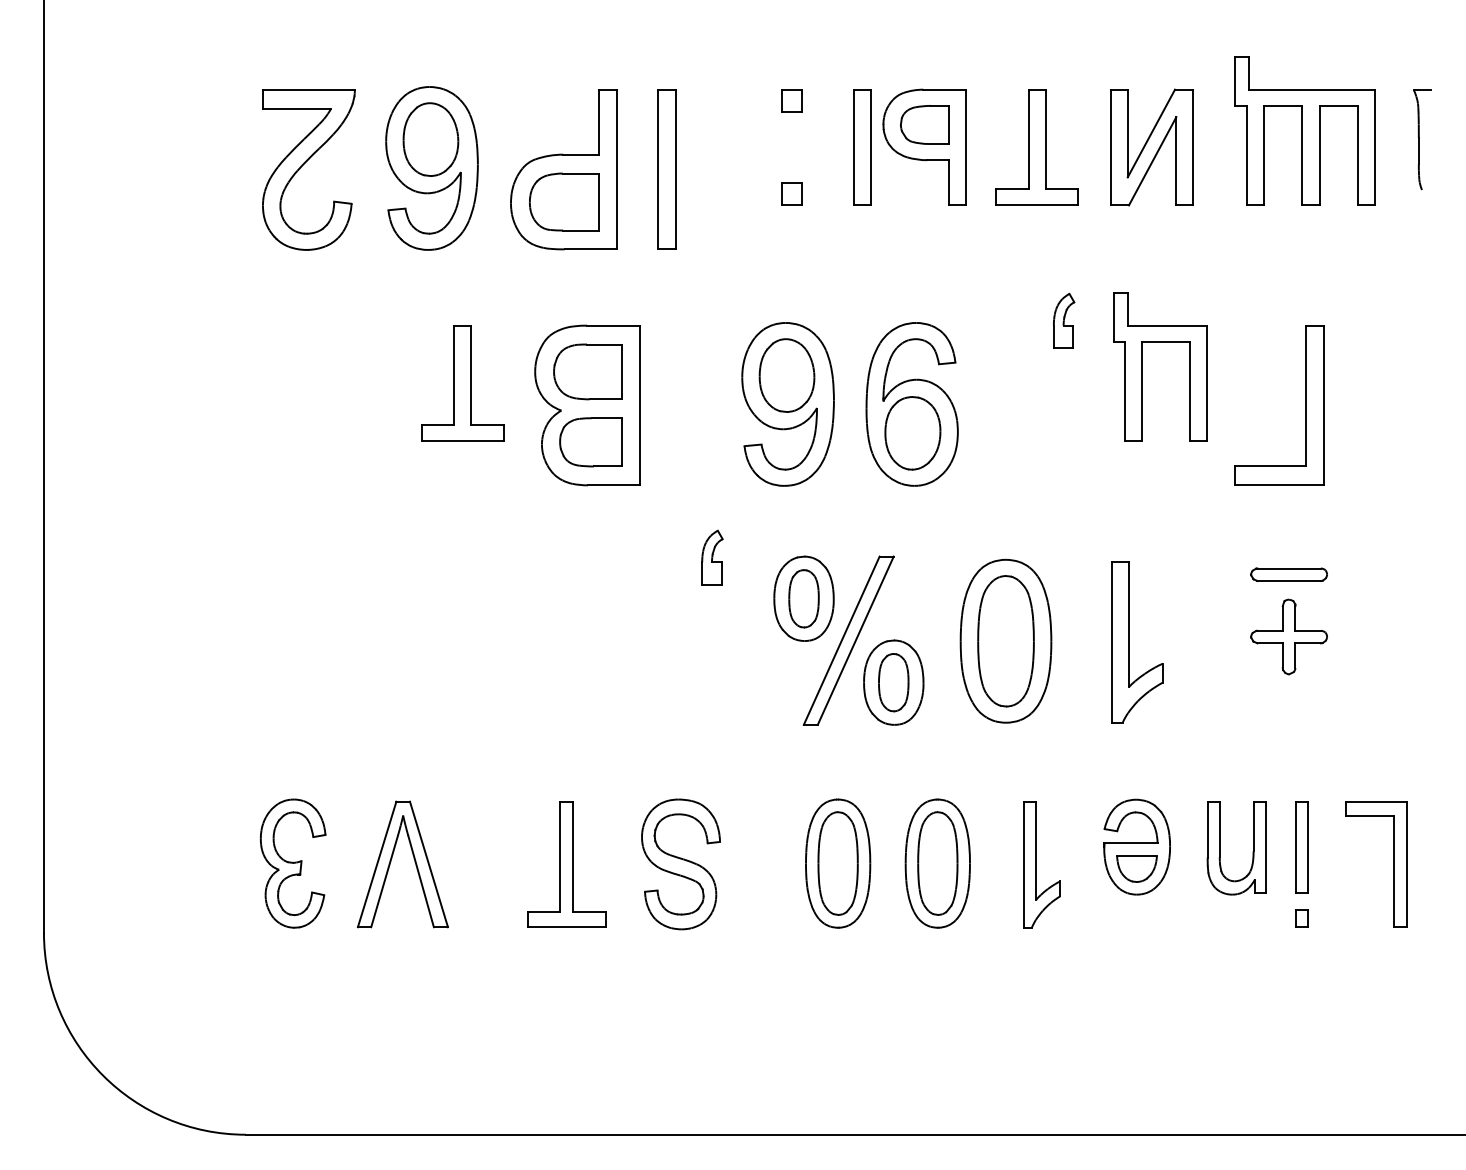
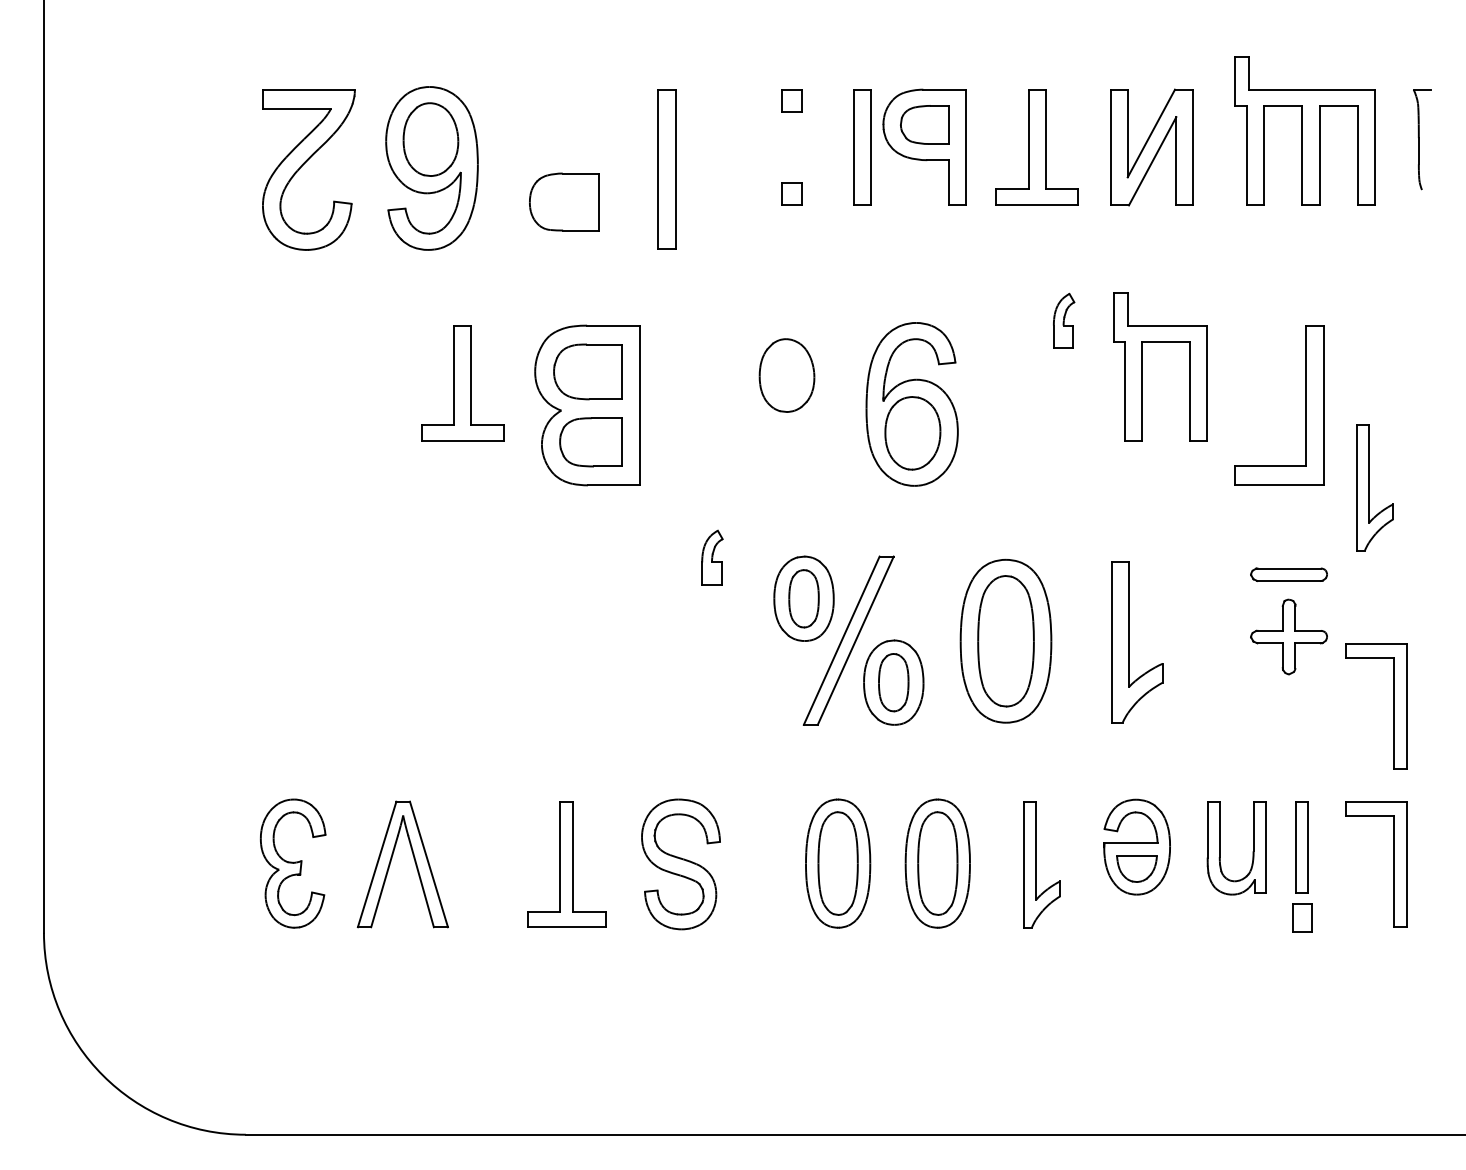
part: present -> none (563, 169)
part: present -> none (787, 404)
part: none -> present (1374, 487)
part: none -> present (1393, 706)
part size: 14x19 px -> 21x30 px (1302, 917)
